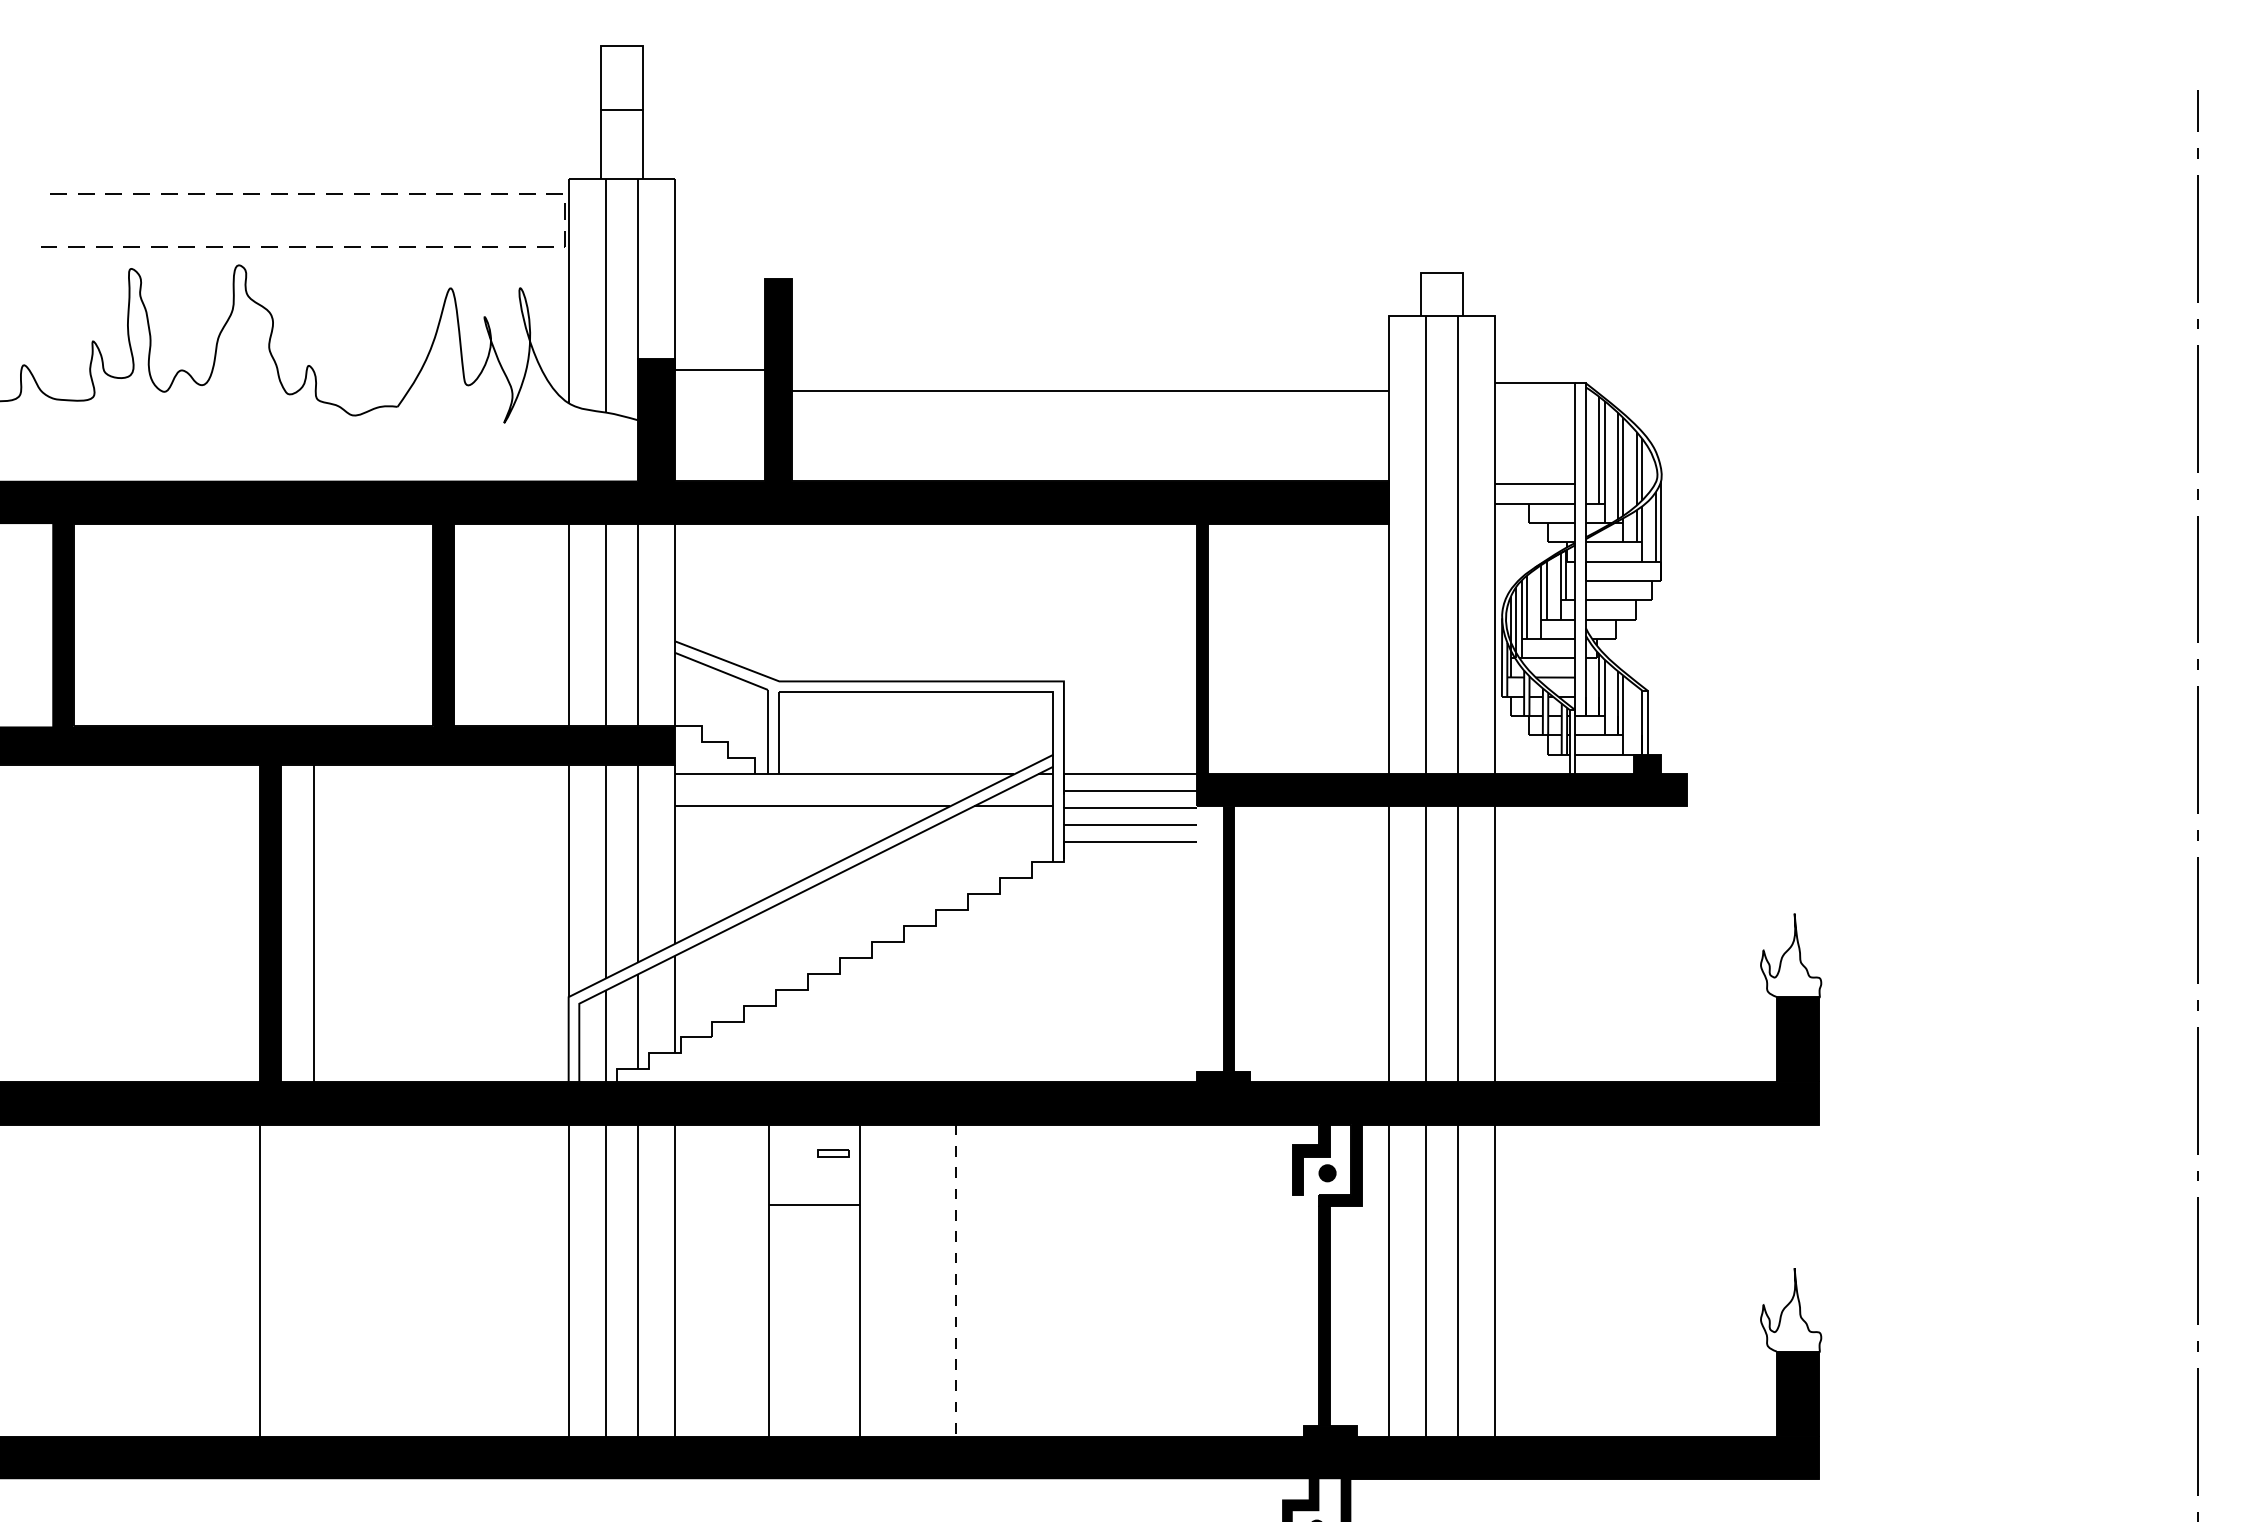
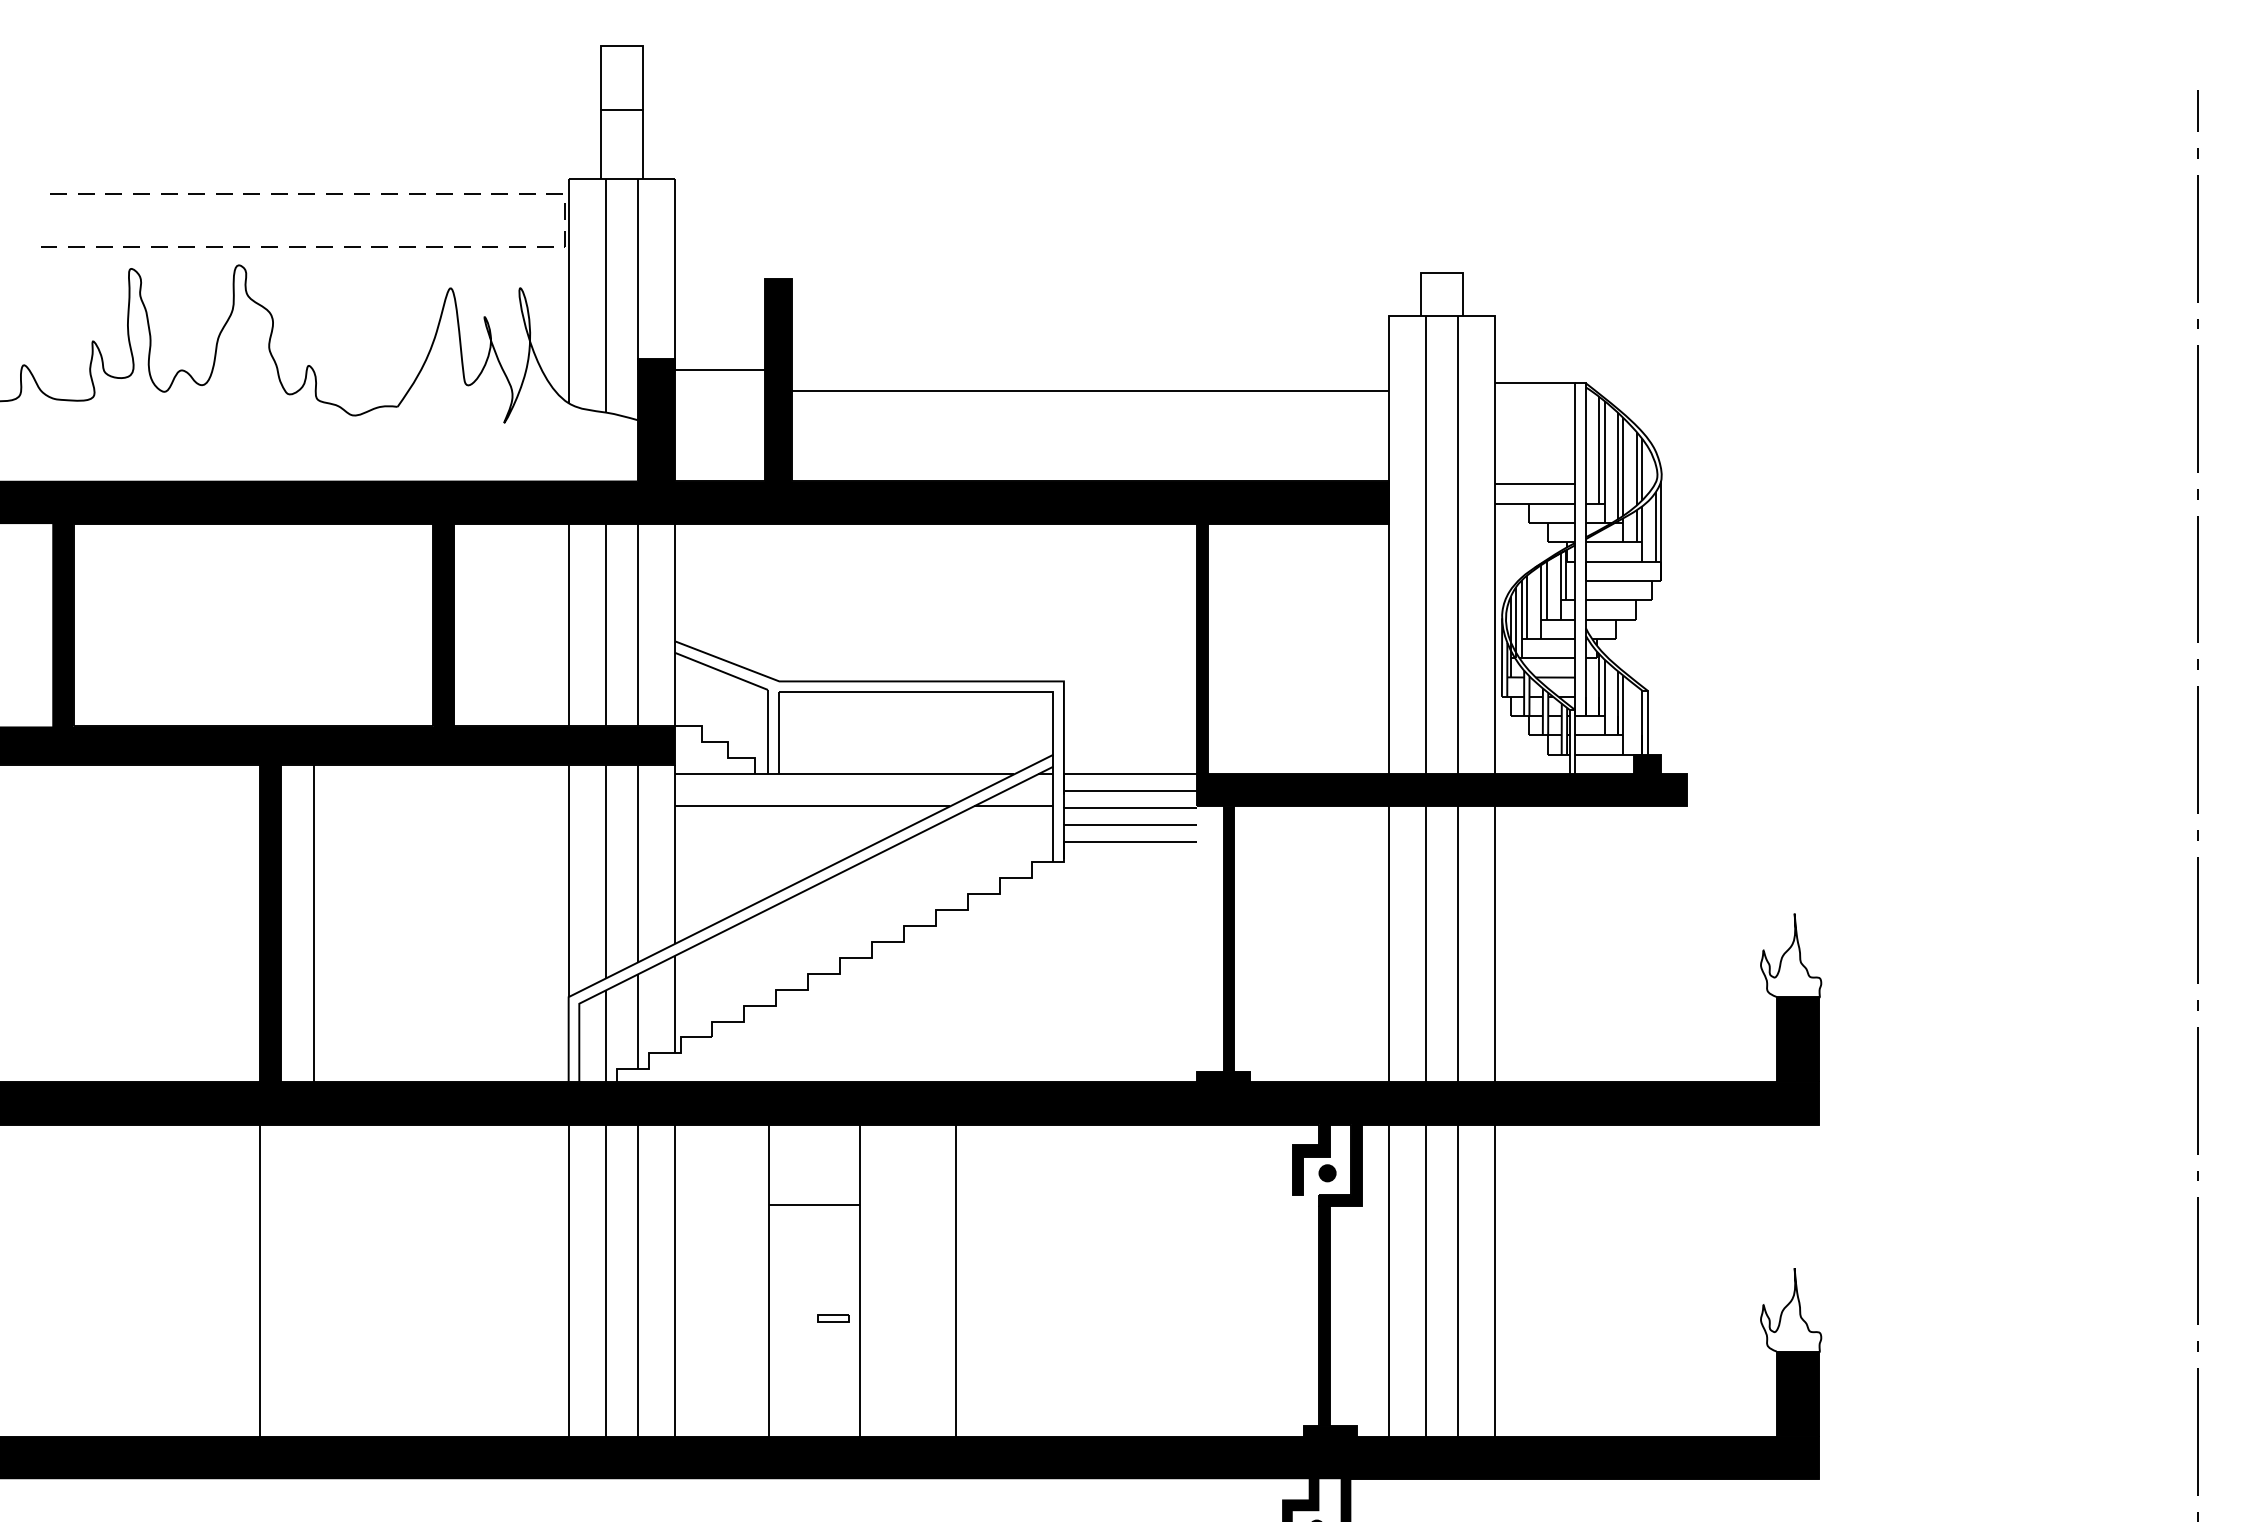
part position: (833, 1153) -> (833, 1318) (833, 1318)
line: dashed -> solid (956, 1280)
